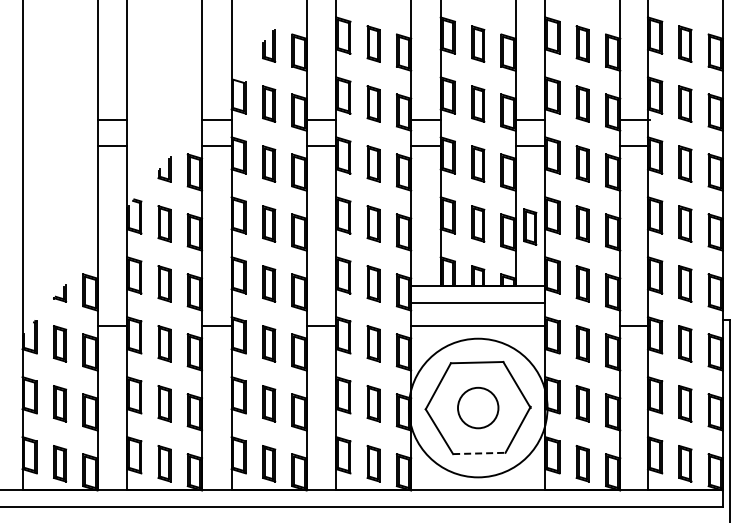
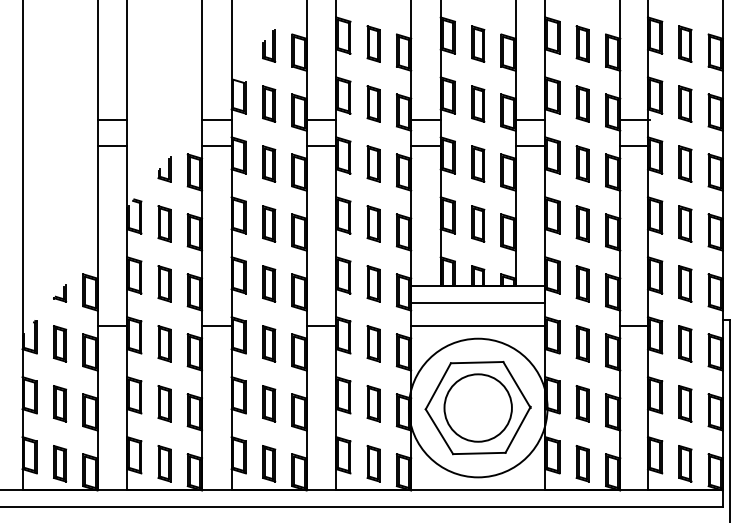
part: present -> none (530, 226)
circle diameter: 40 px -> 67 px (477, 407)
line: dashed -> solid (479, 453)
